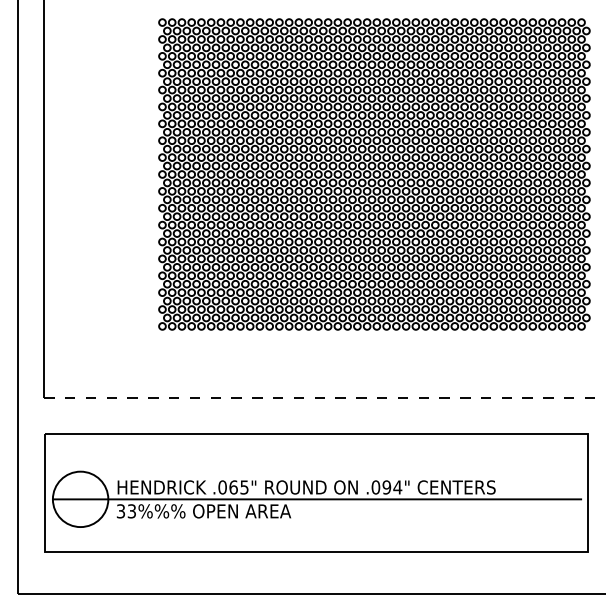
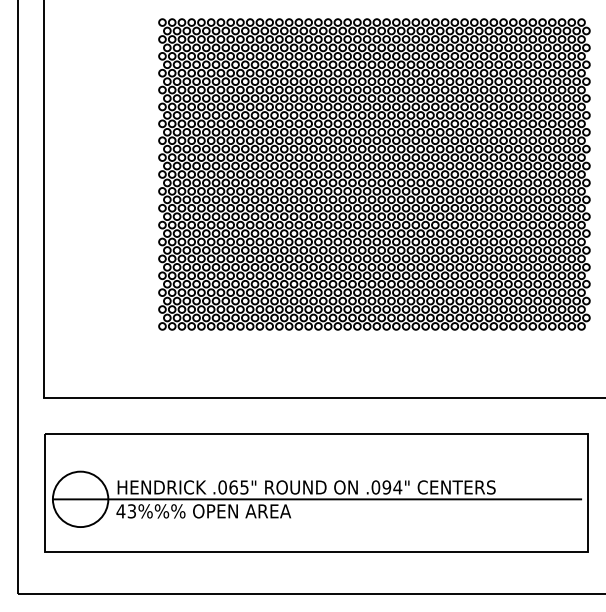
line: dashed -> solid (325, 397)
text: 33%%% -> 43%%% (120, 511)
